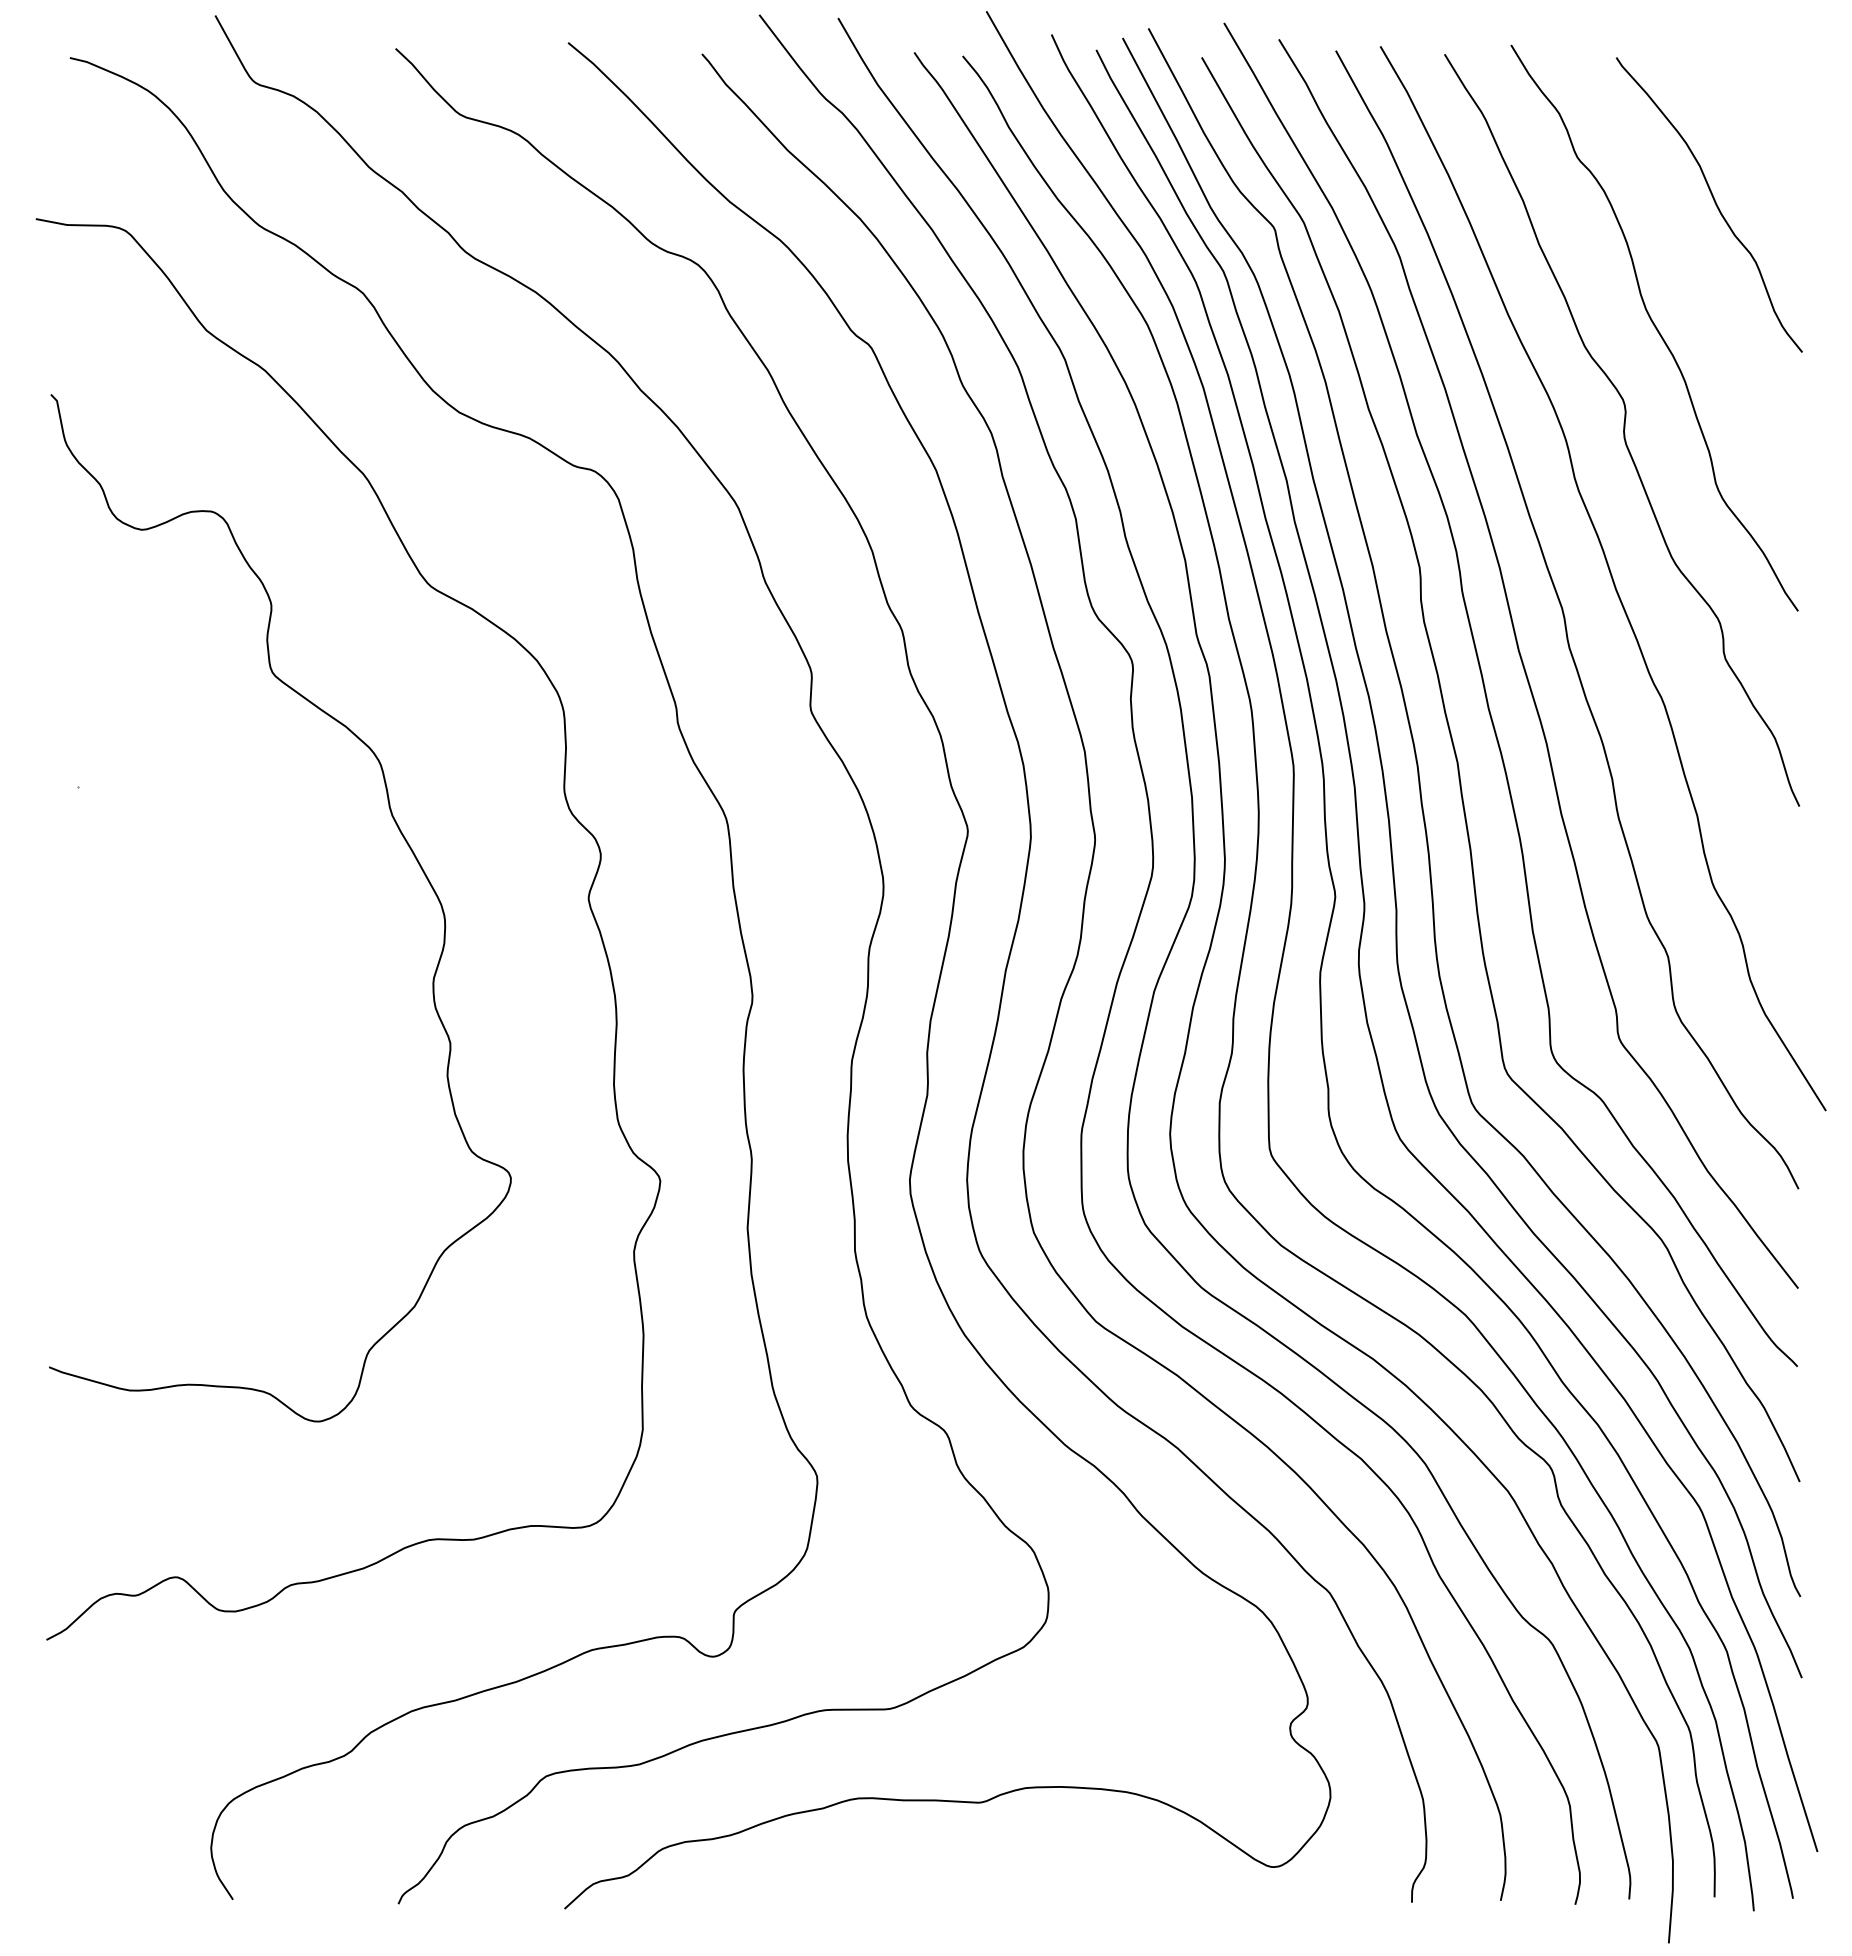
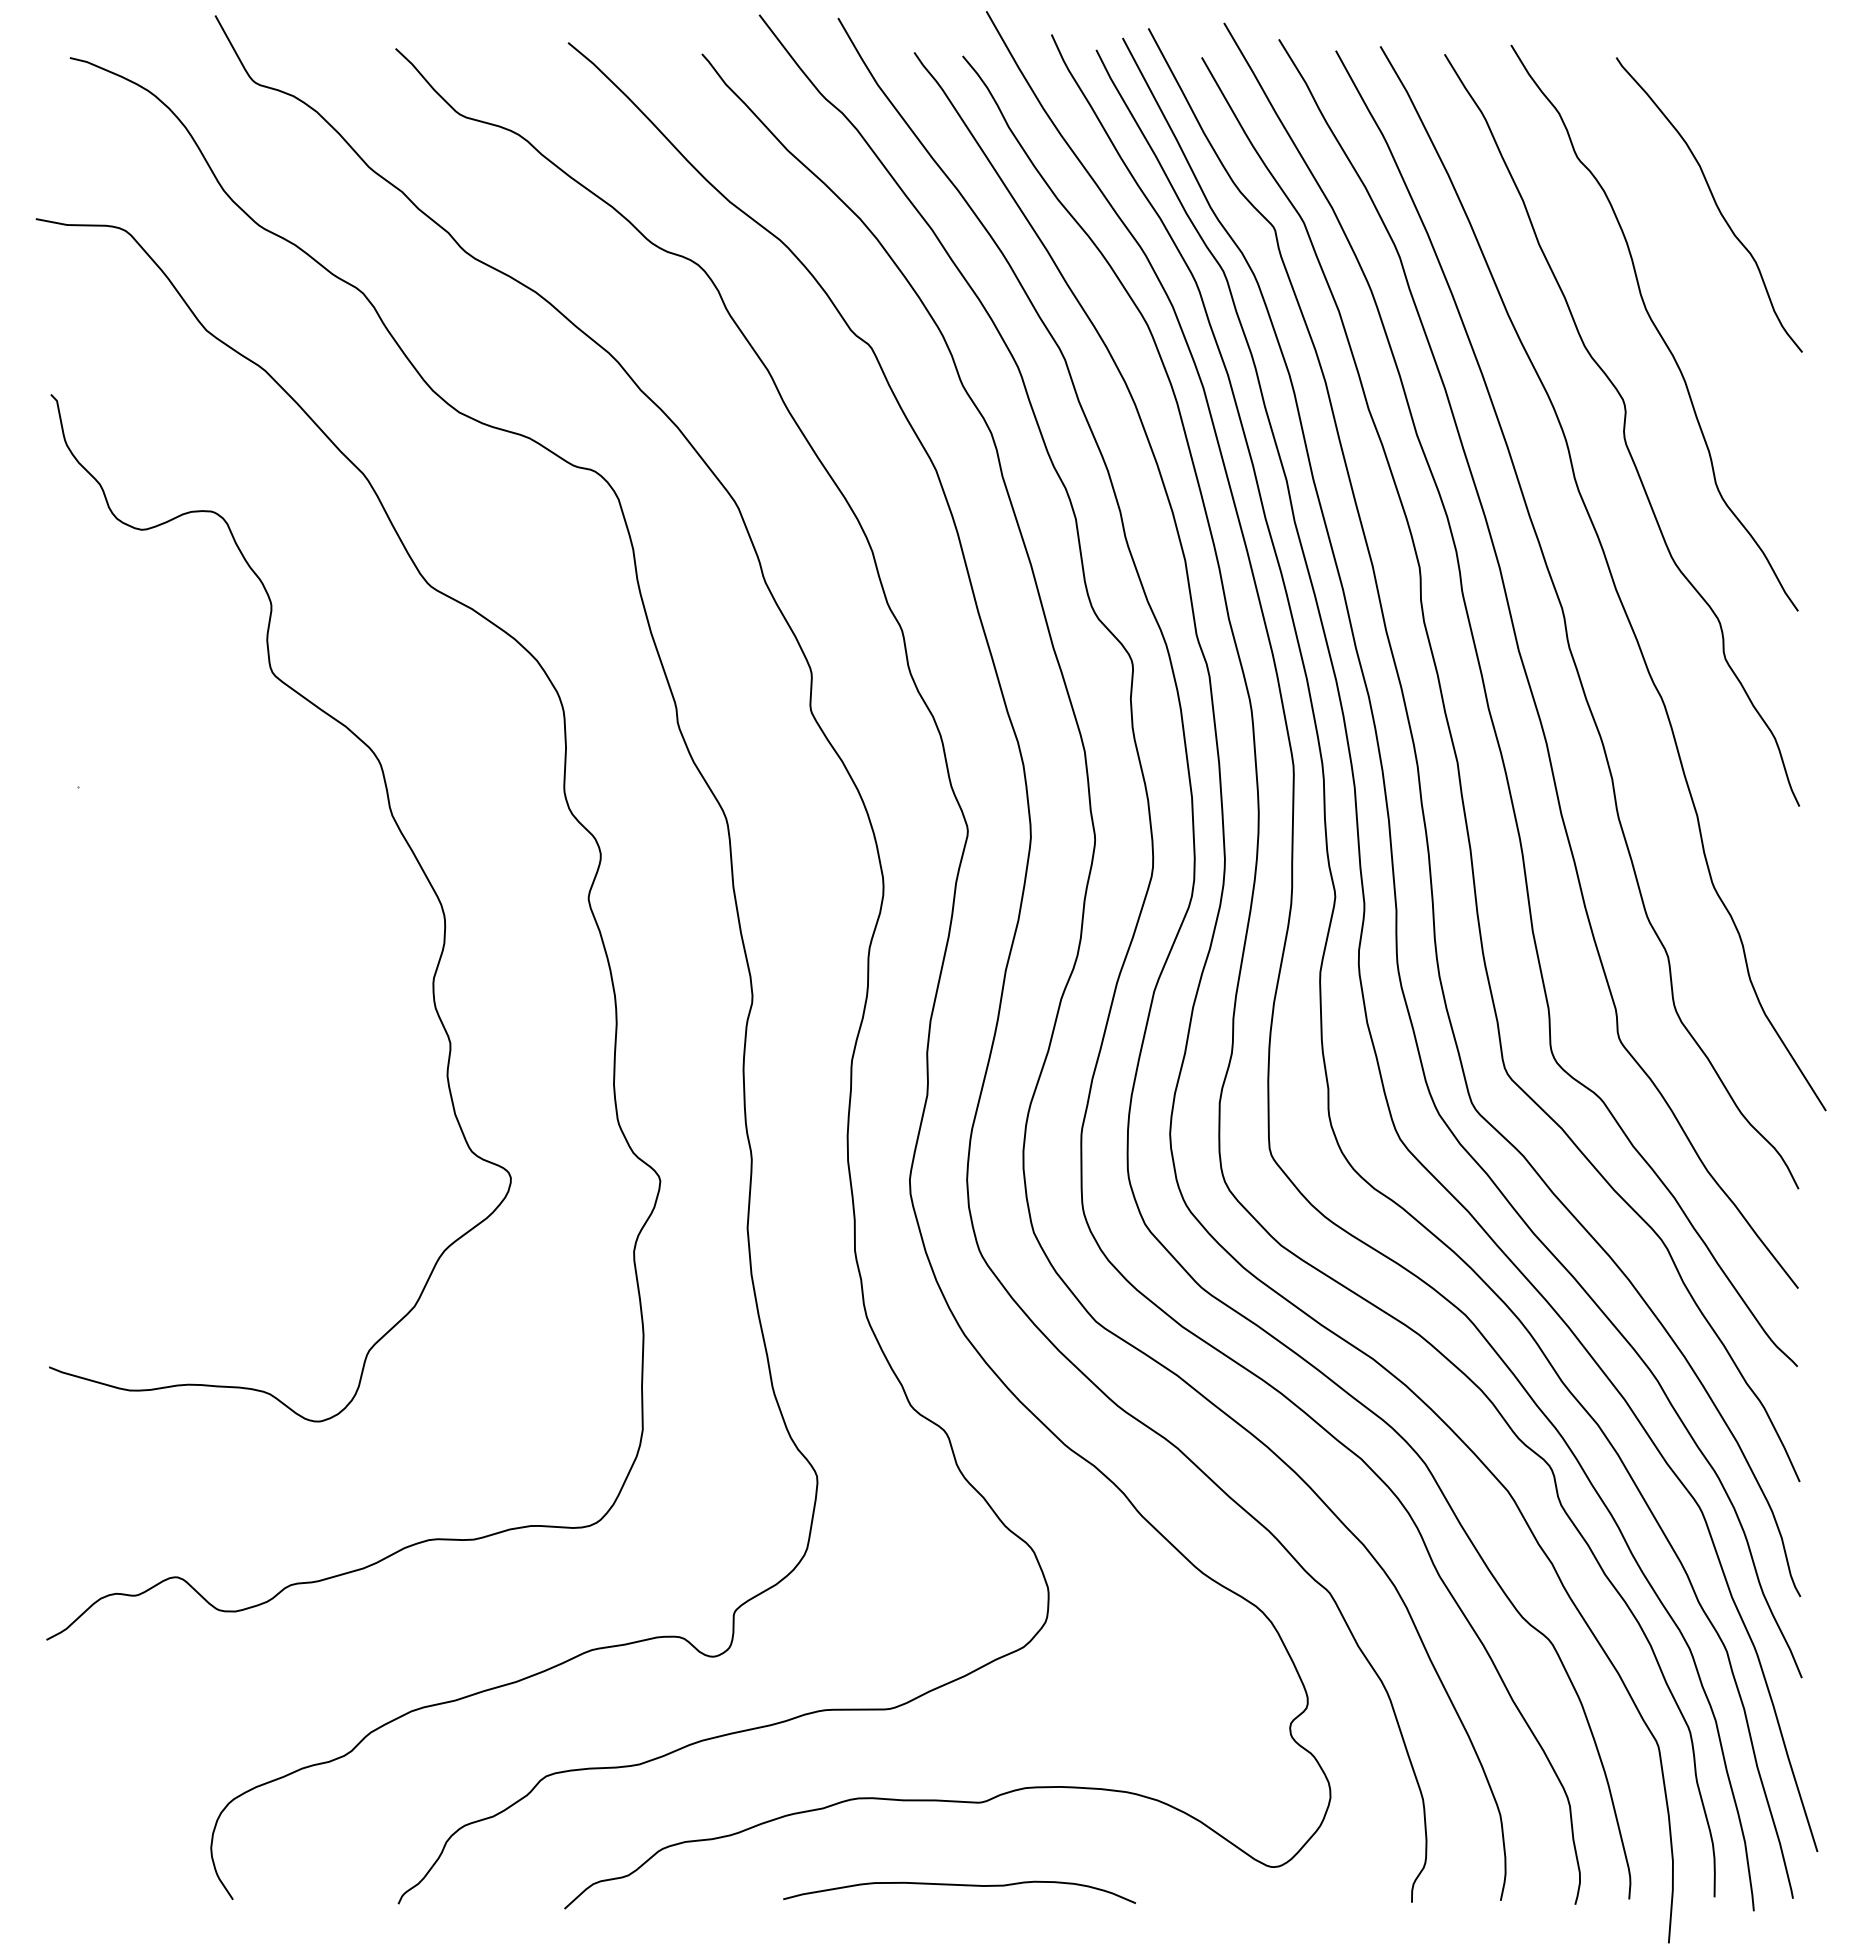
curve: none -> present (959, 1885)
